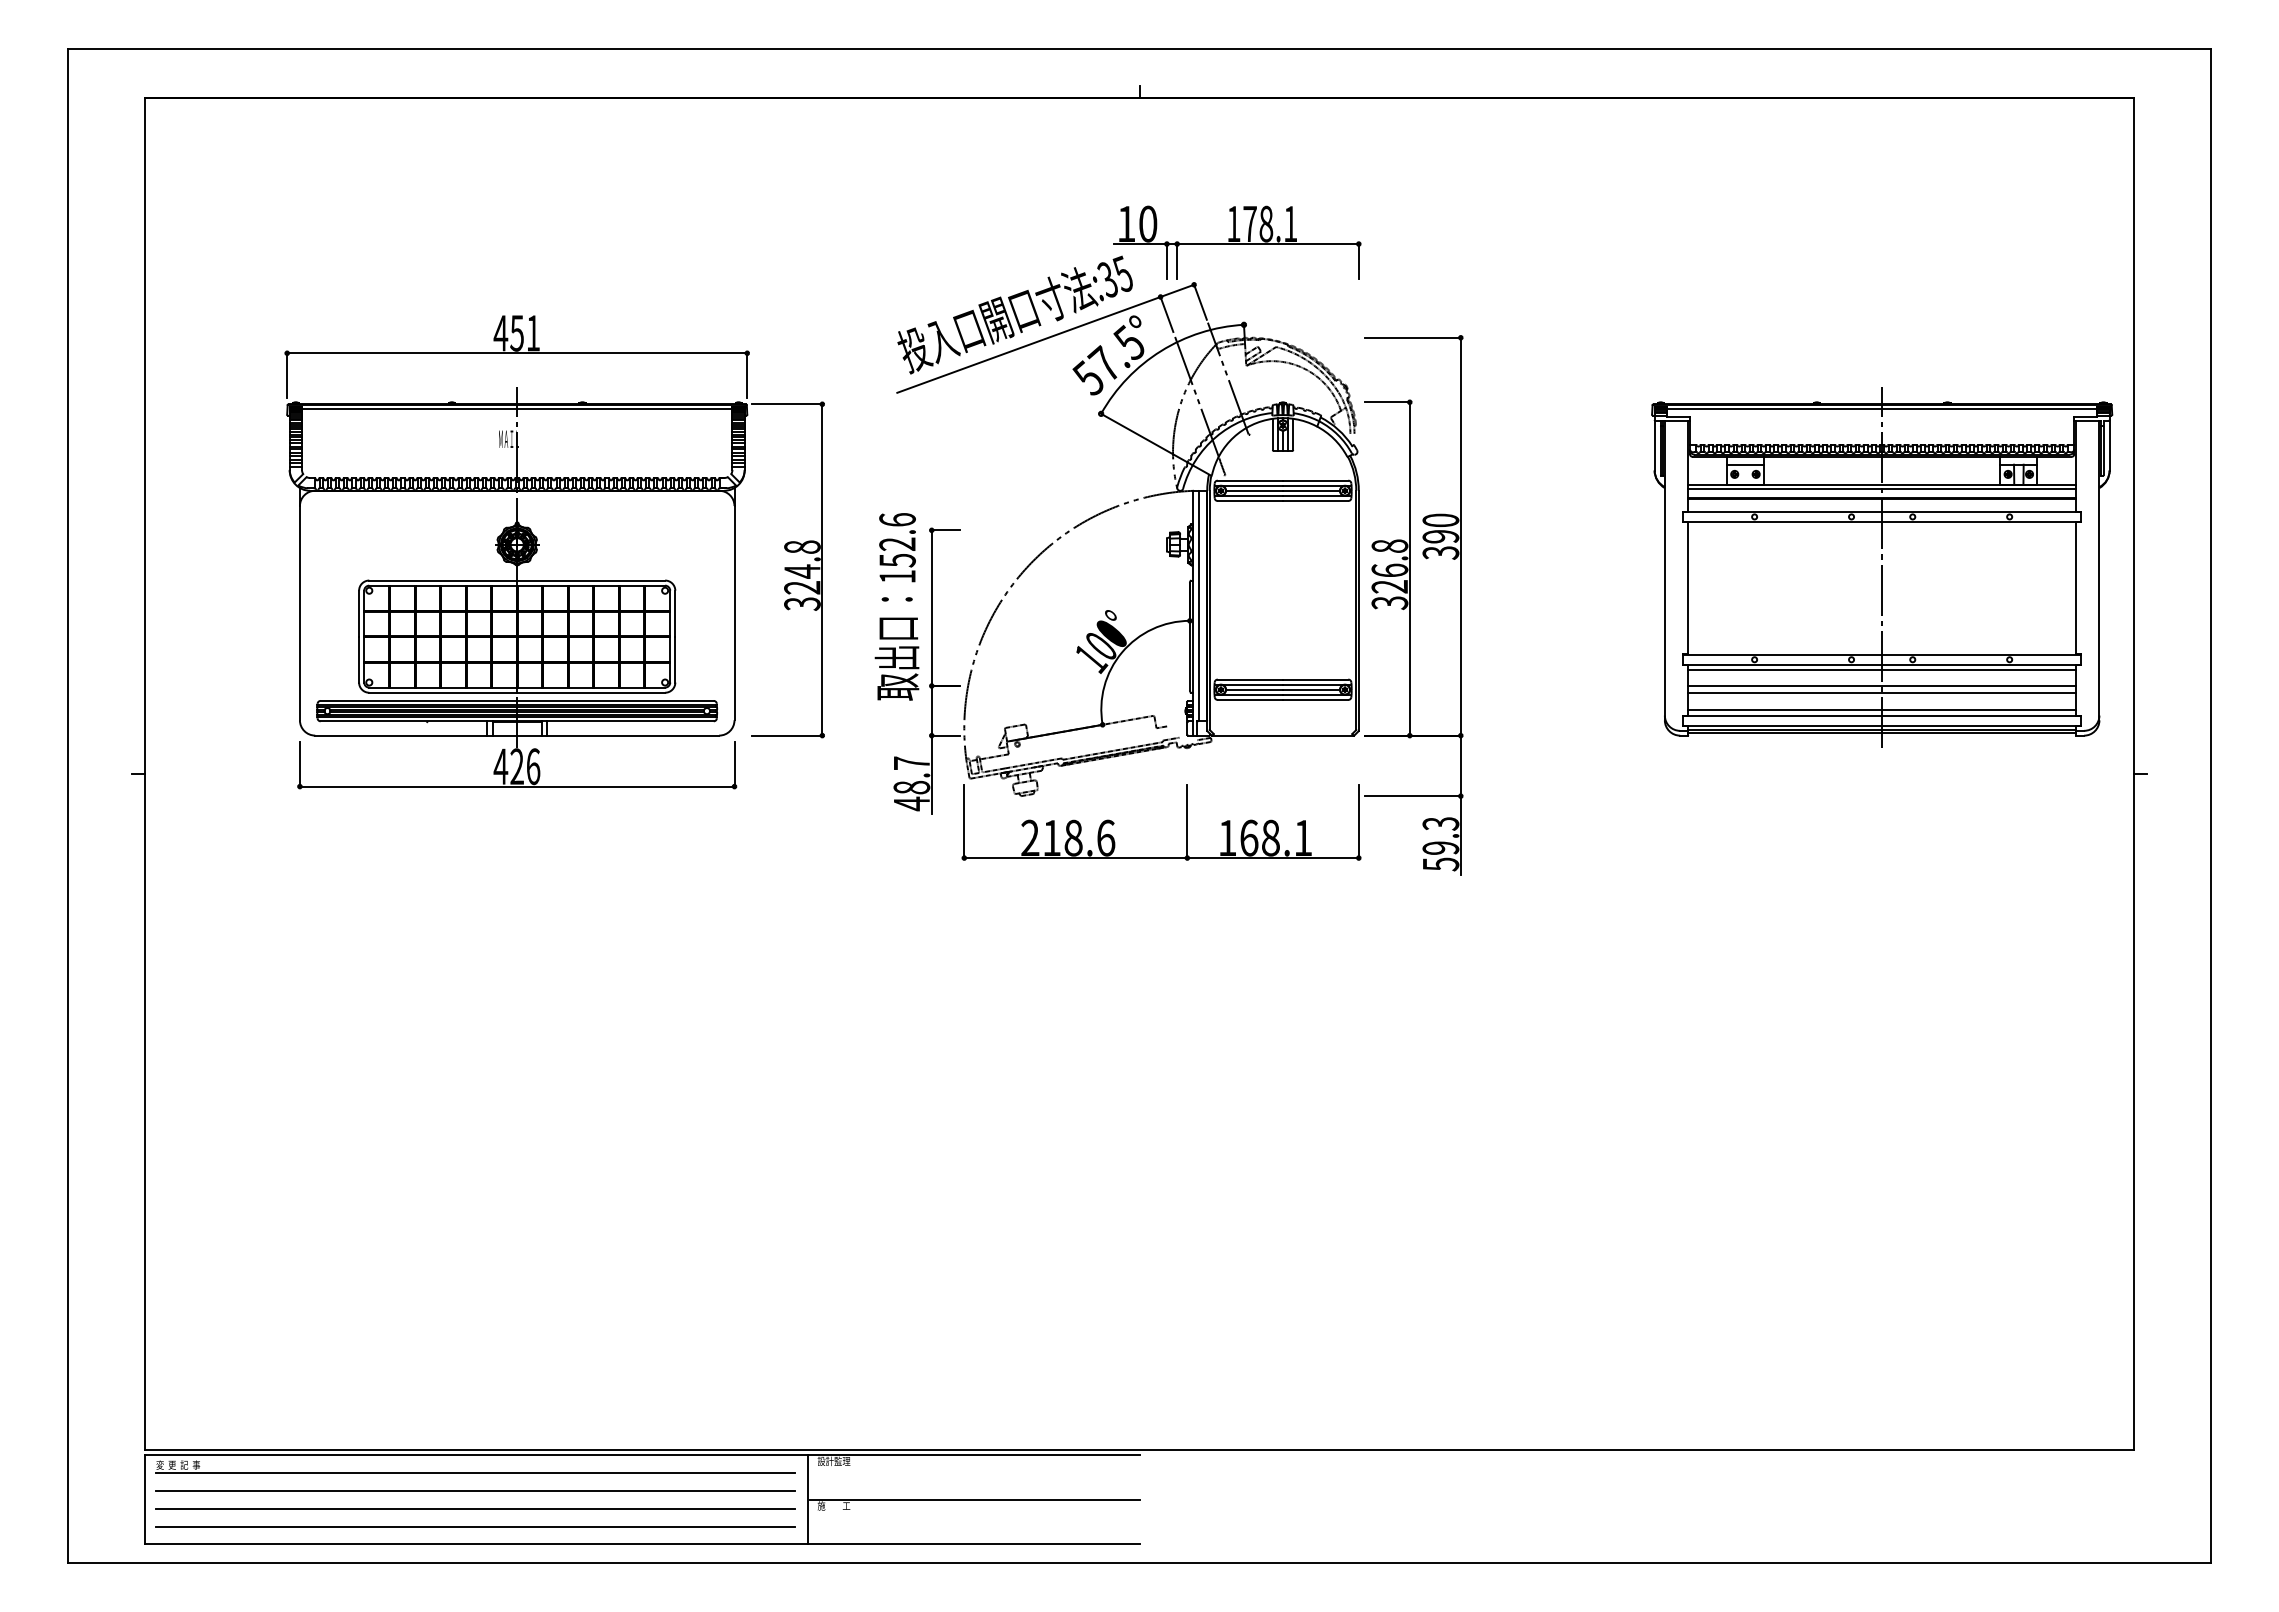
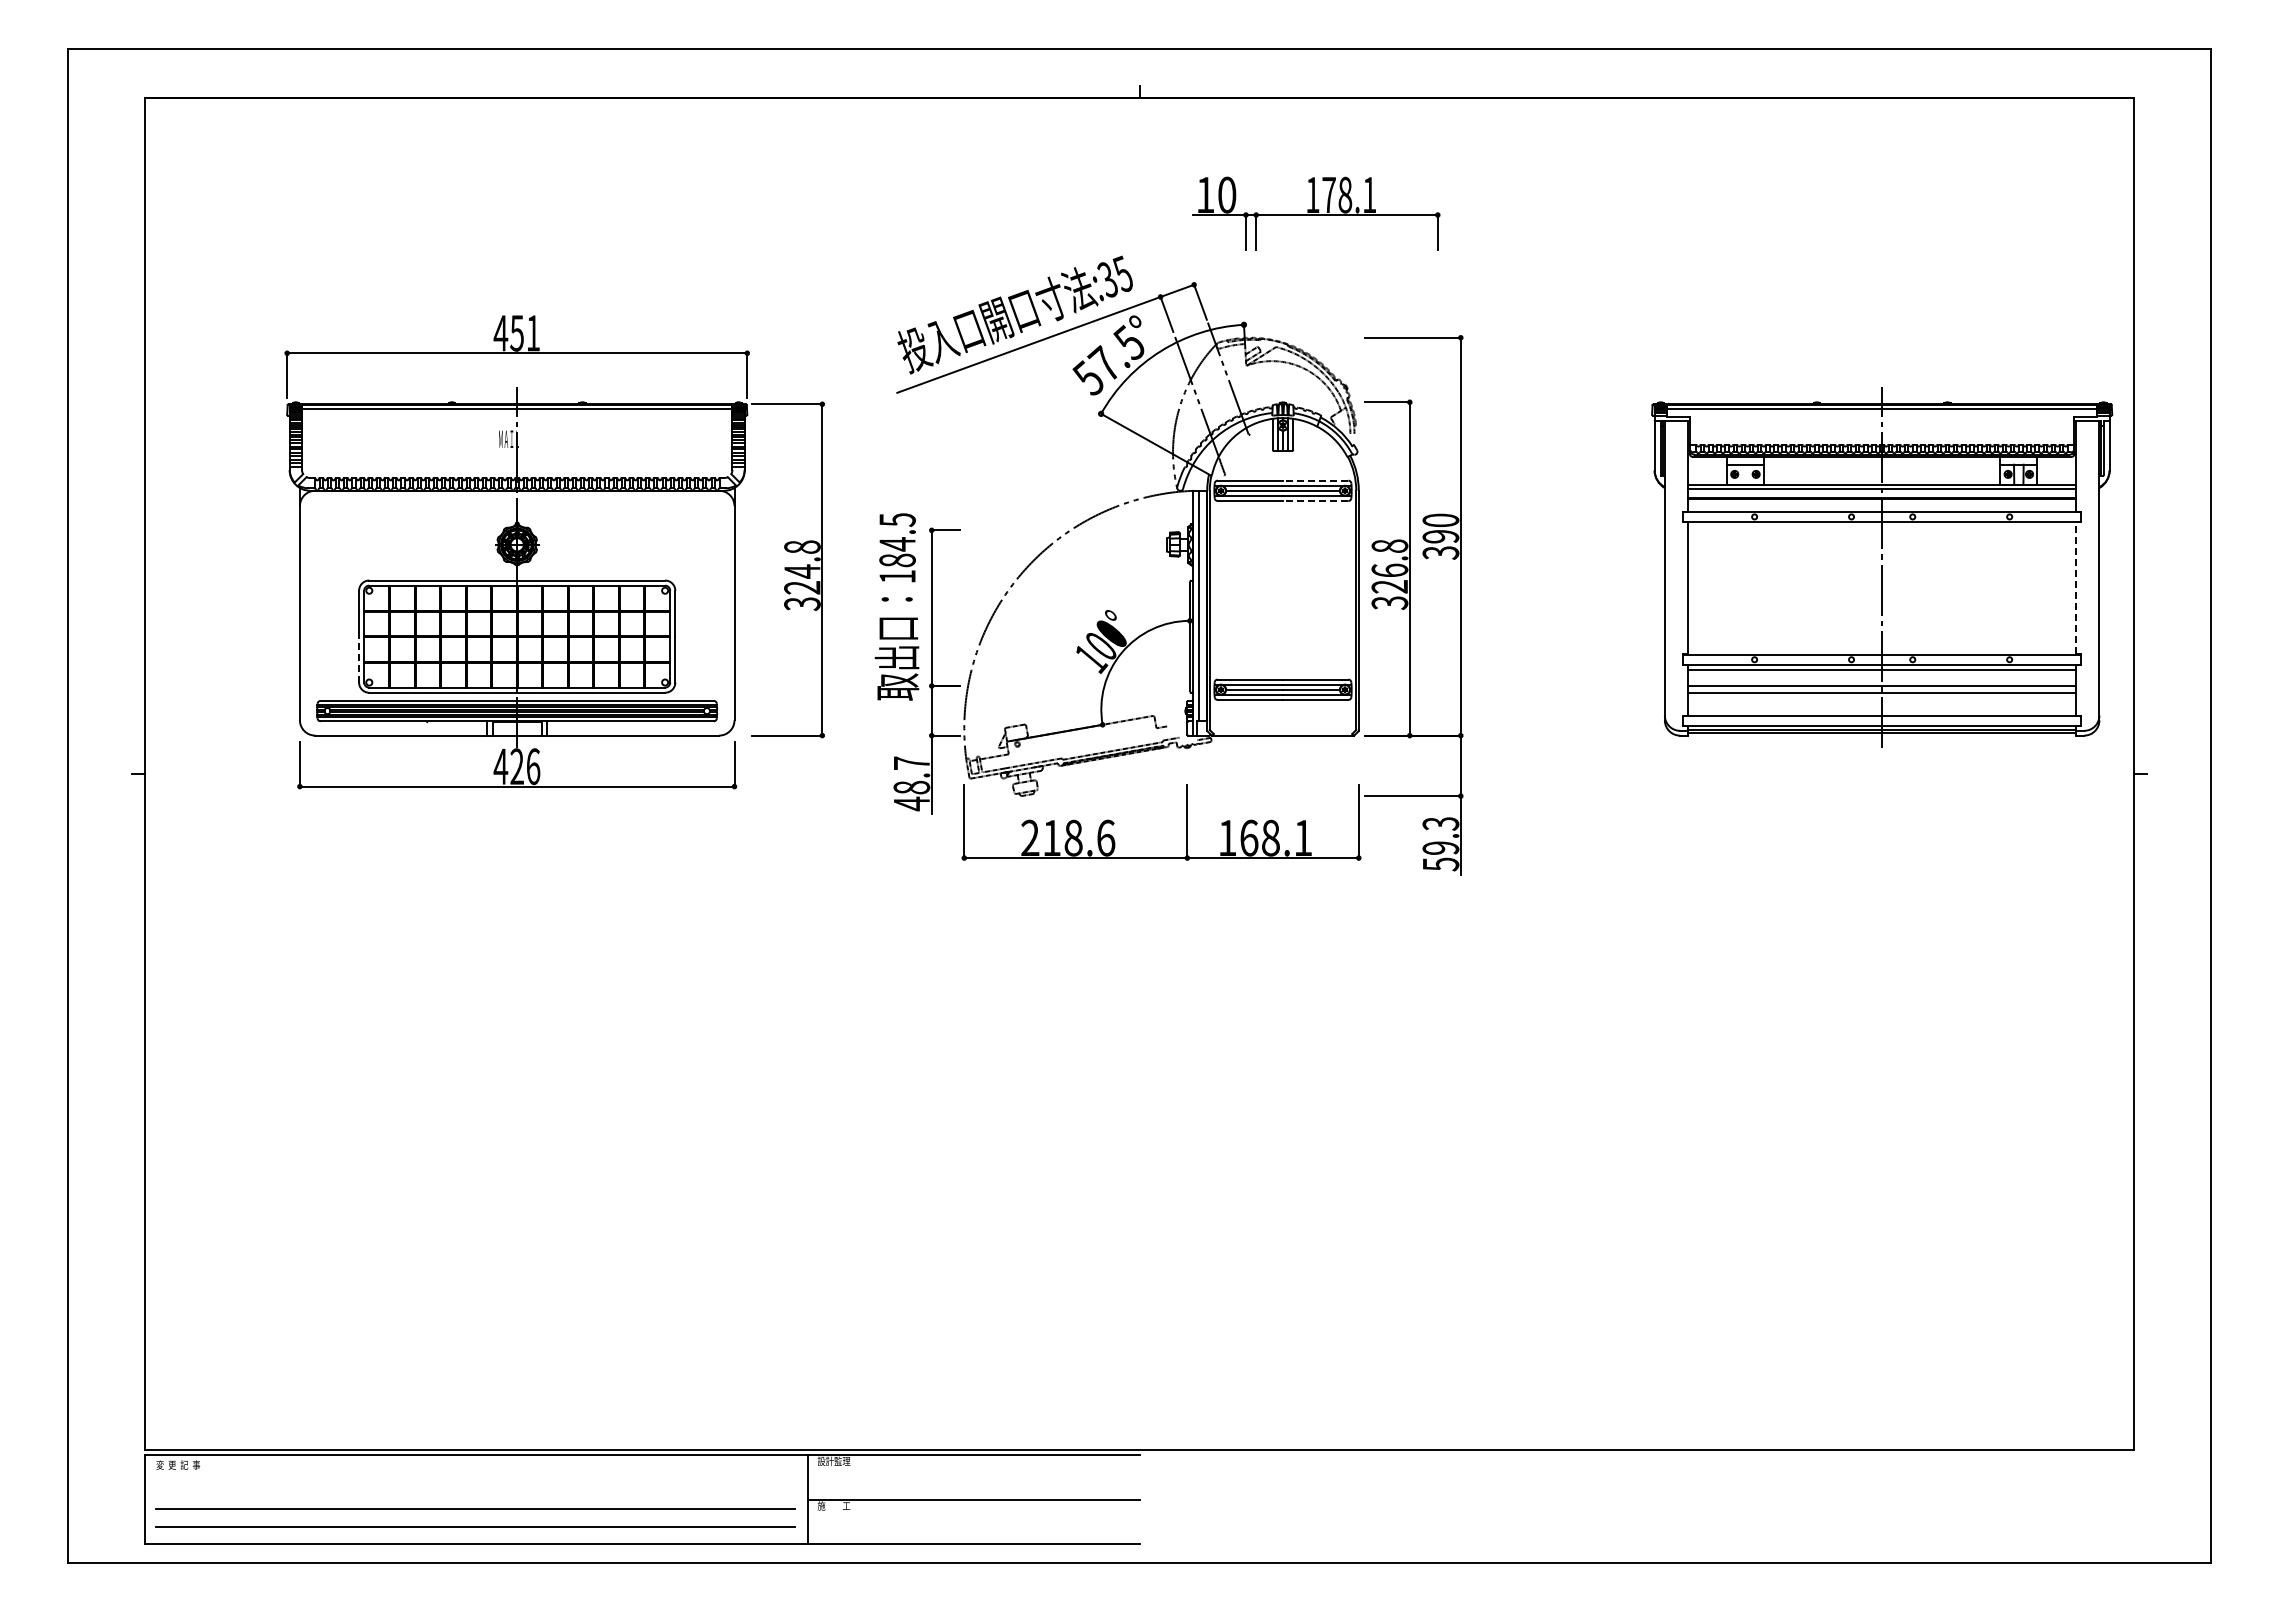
part position: (1237, 242) -> (1316, 213) (1316, 213)
line: solid -> dashed (1315, 480)
line: solid -> dashed (1315, 501)
text: 152.6 -> 184.5 (897, 540)
line: solid -> dashed (2075, 588)
line: solid -> dashed (359, 659)
line: present -> none (1881, 709)
line: present -> none (475, 1472)
line: present -> none (475, 1490)
